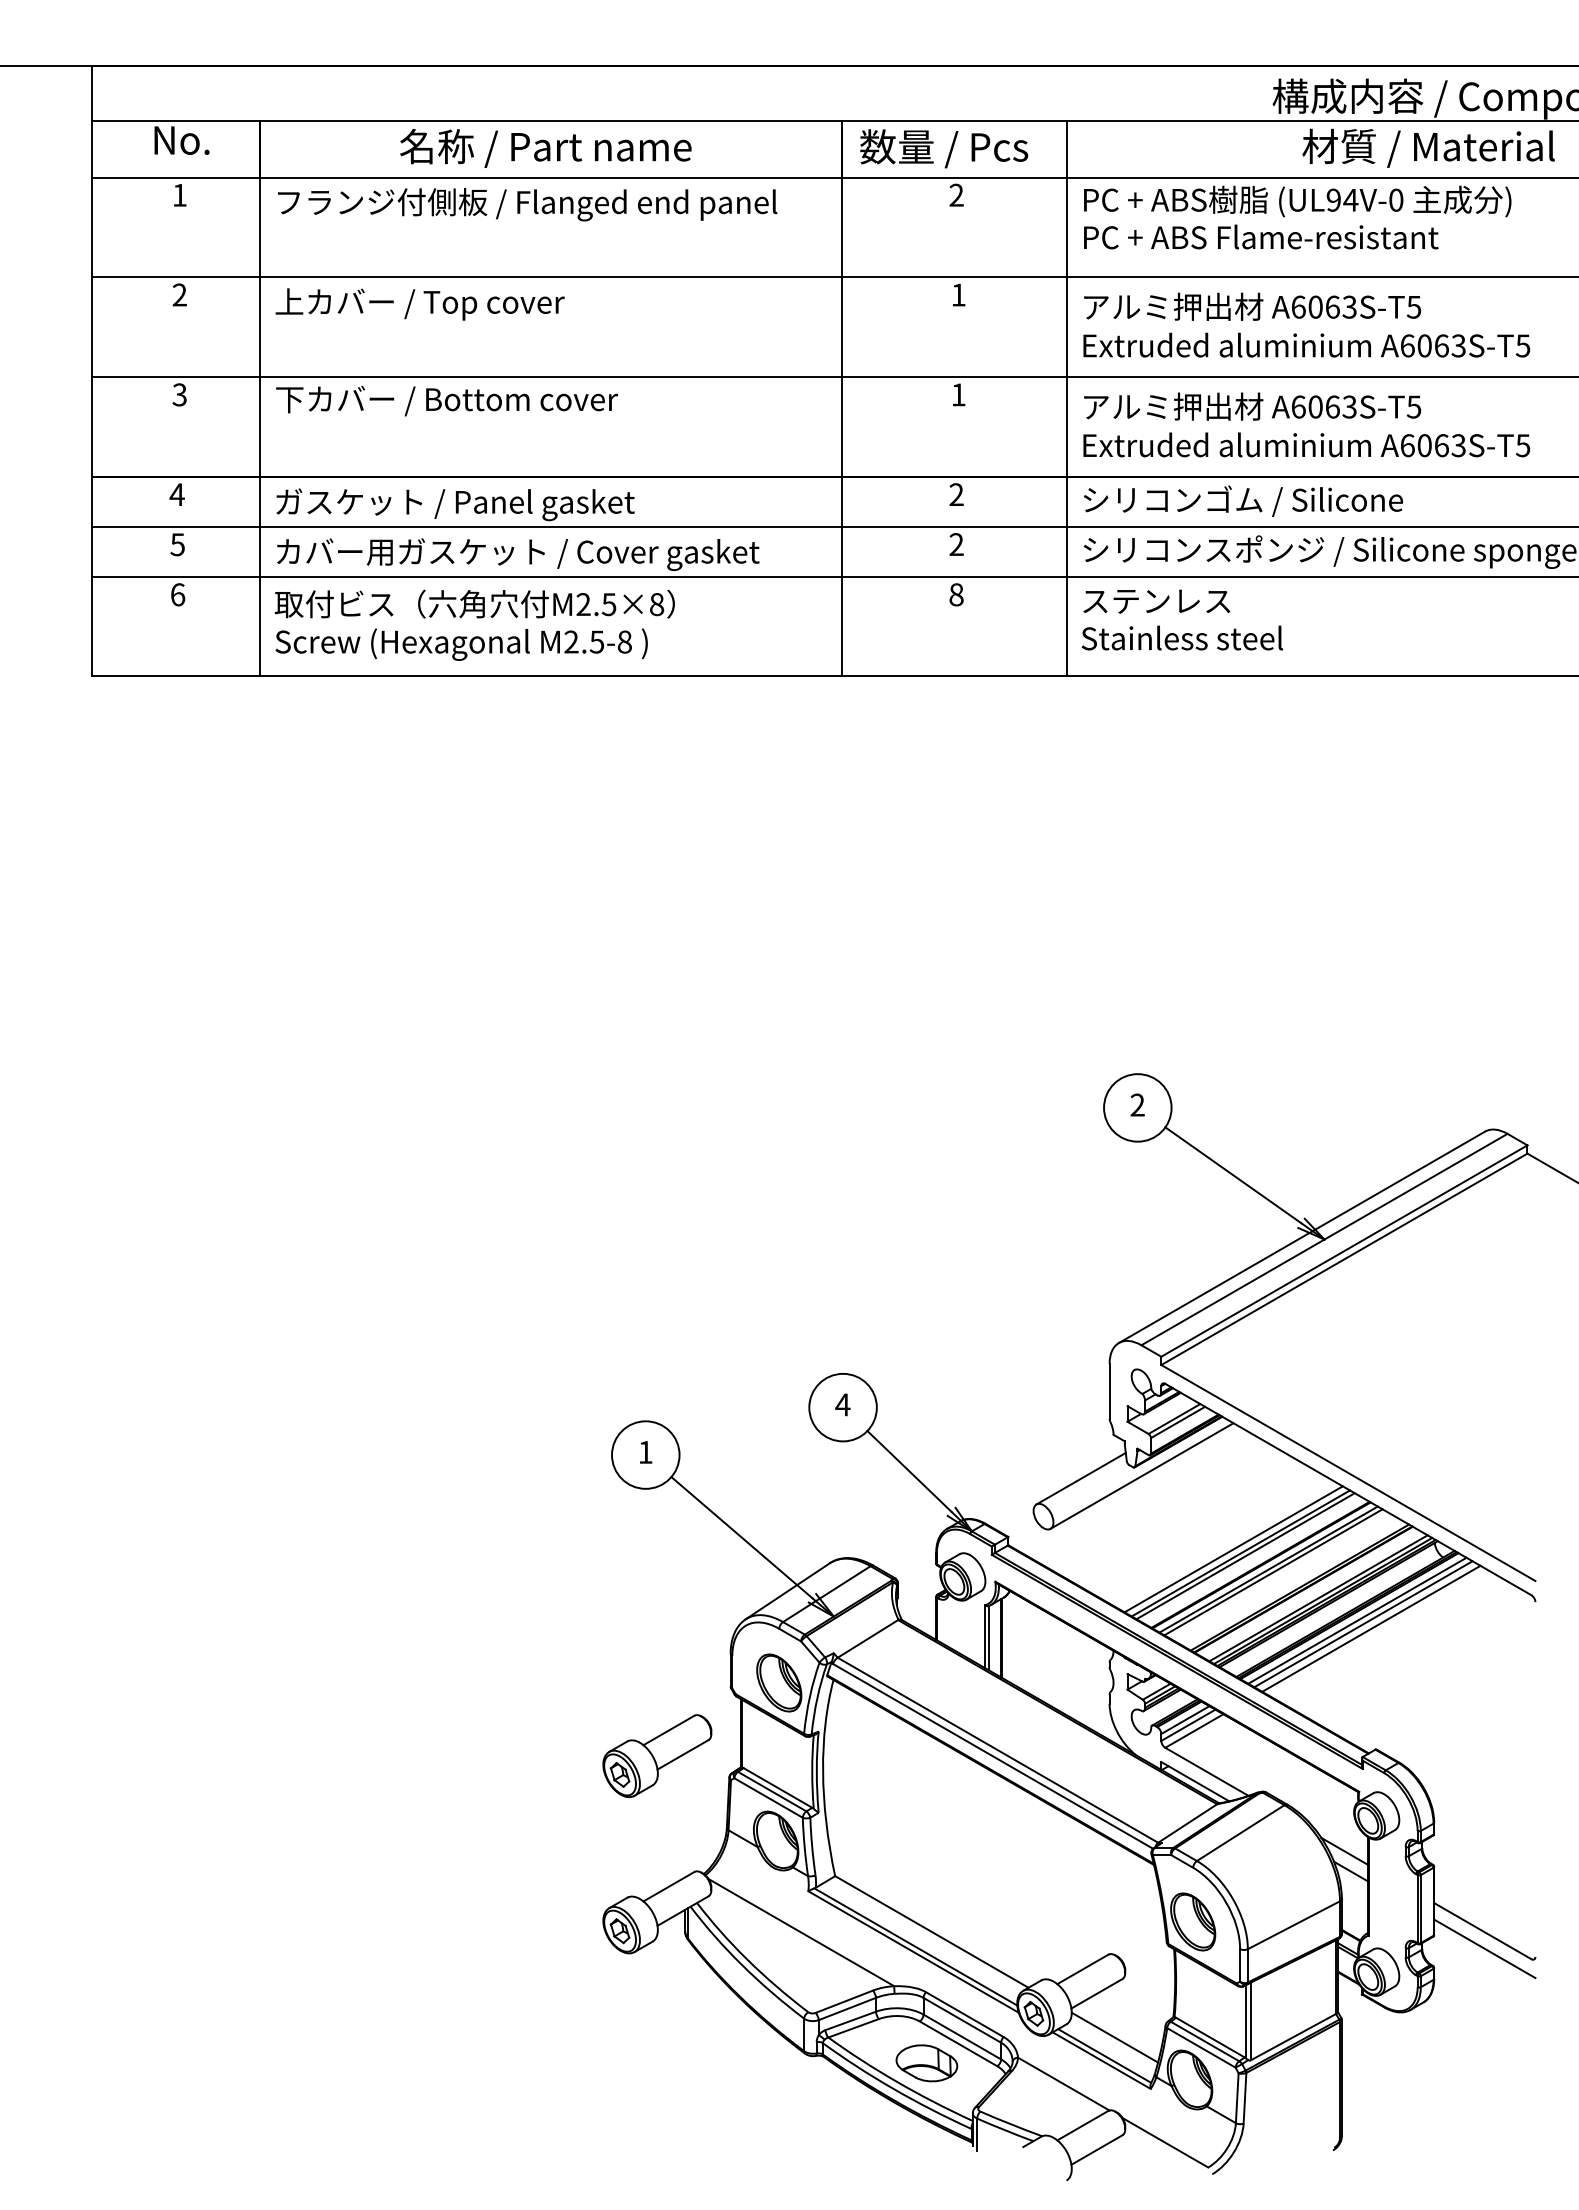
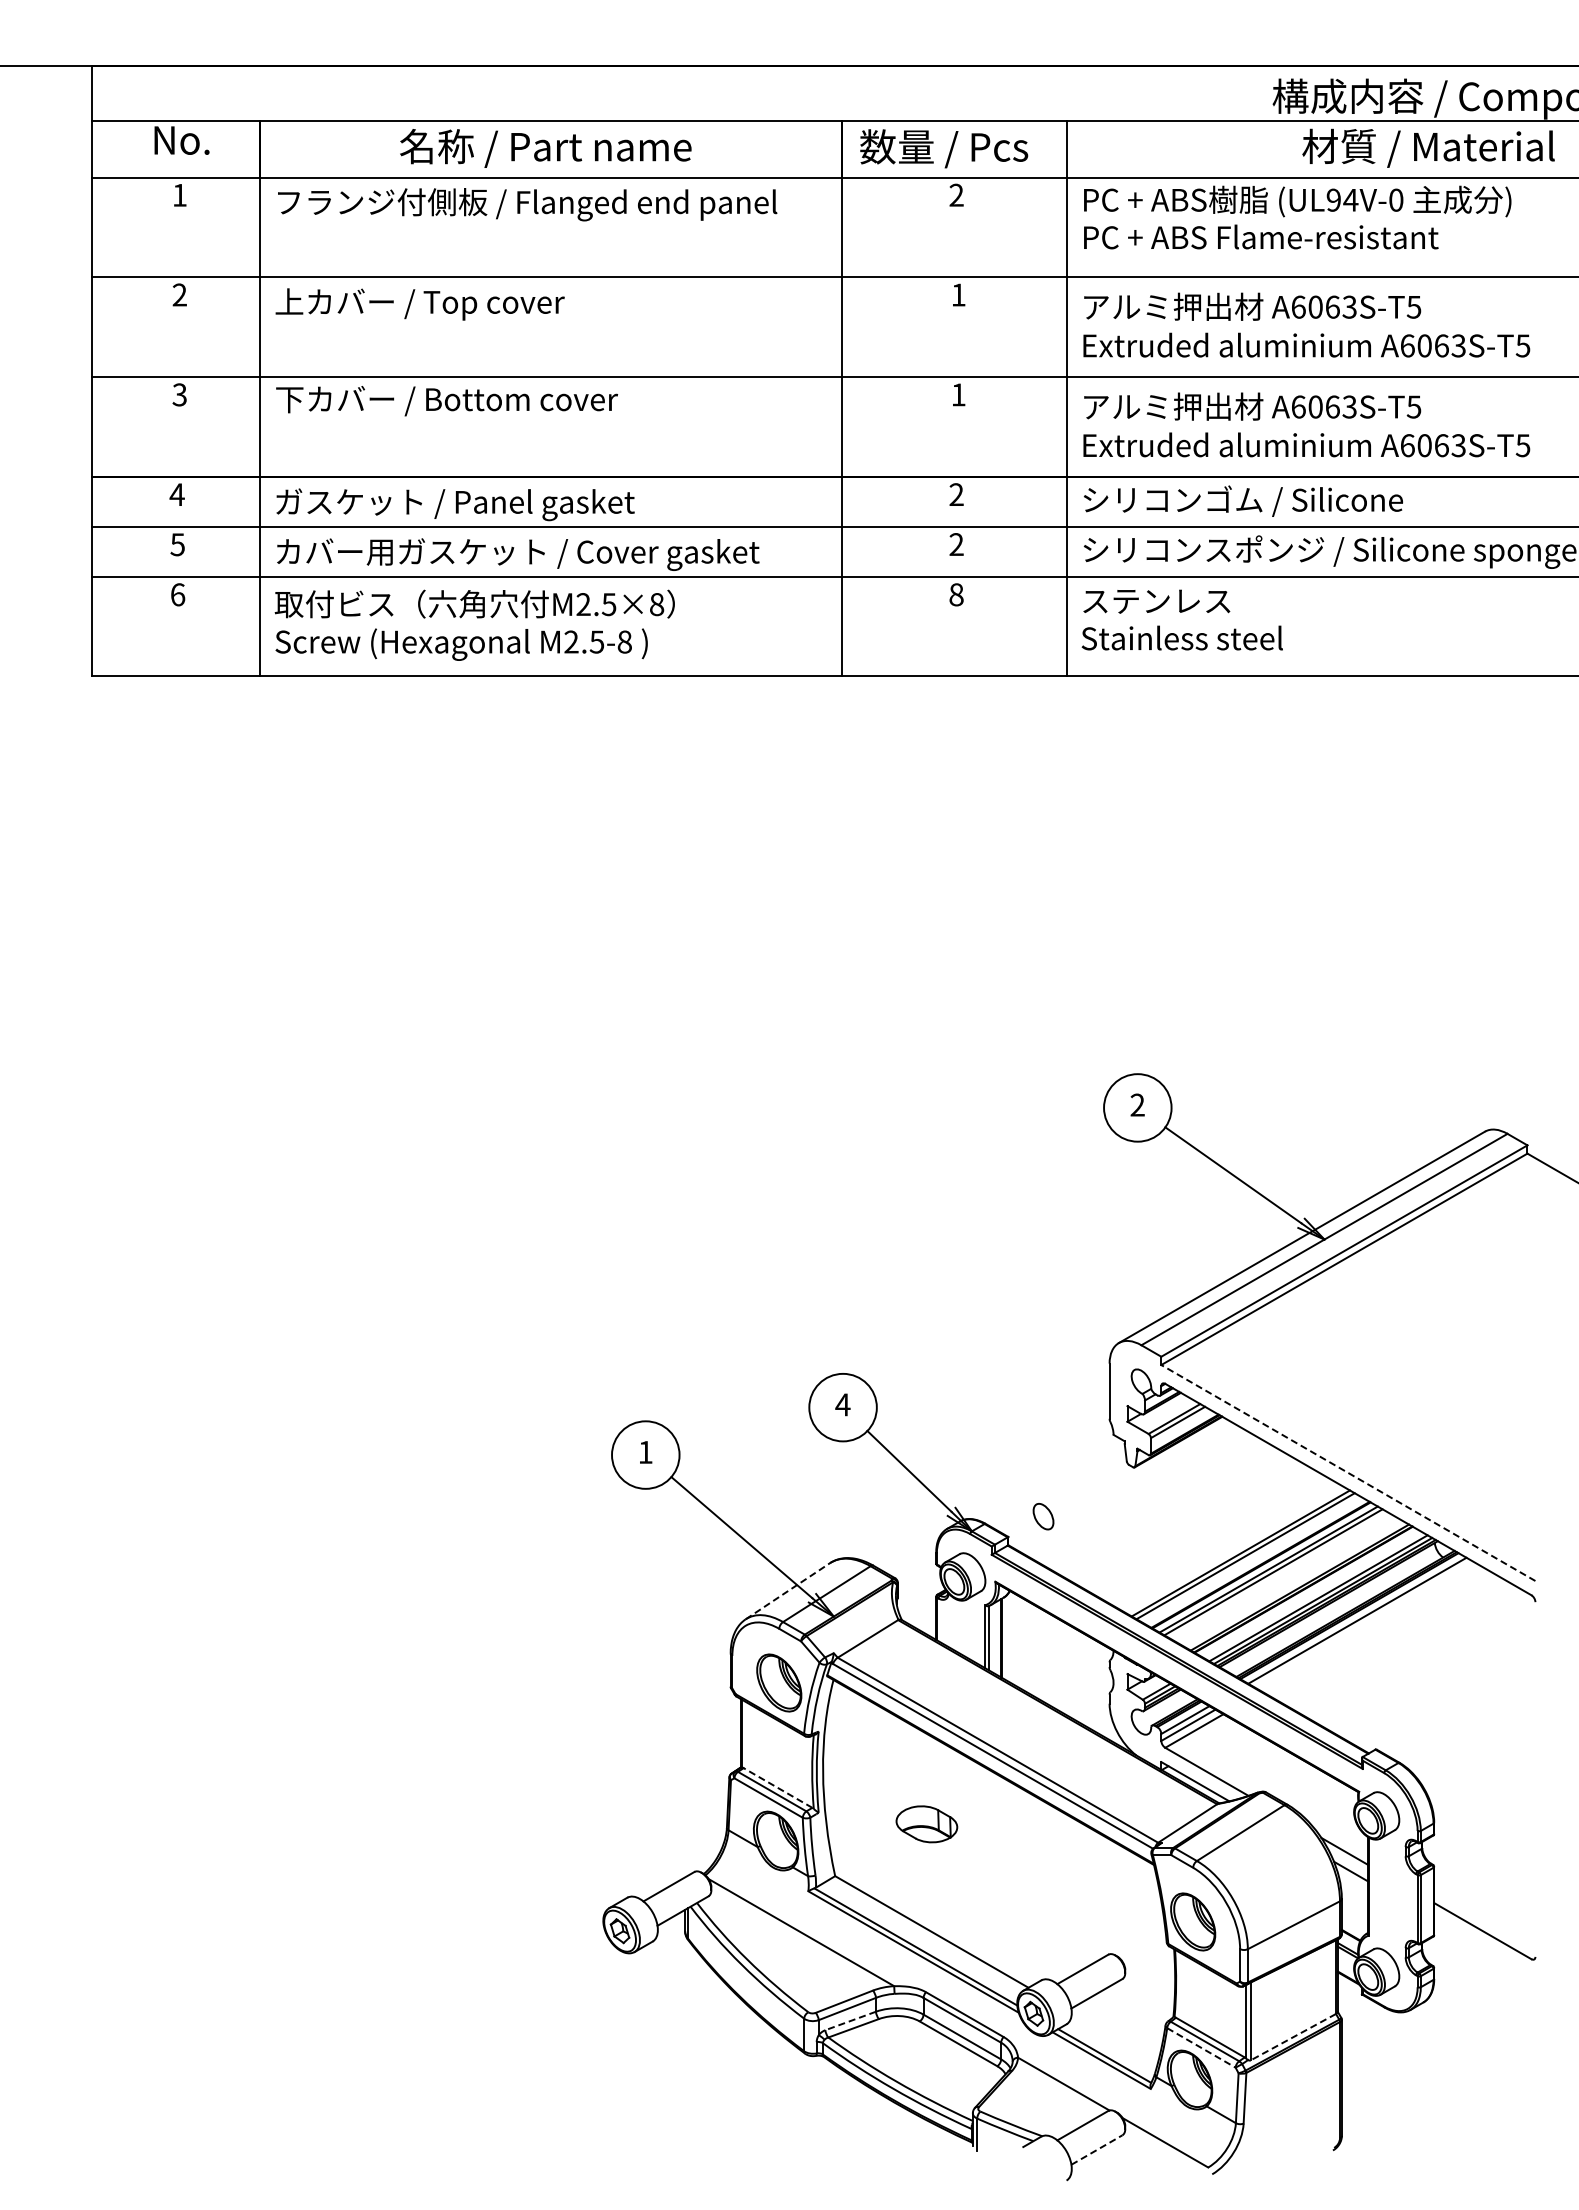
line: solid -> dashed (1348, 1473)
line: present -> none (1141, 1475)
line: present -> none (1080, 1478)
line: present -> none (1233, 1549)
line: solid -> dashed (787, 1591)
line: present -> none (1363, 1624)
line: present -> none (1371, 1628)
part: present -> none (657, 1755)
line: solid -> dashed (778, 1787)
line: present -> none (1484, 1948)
line: solid -> dashed (850, 2020)
line: present -> none (1114, 2037)
line: solid -> dashed (1293, 2037)
line: solid -> dashed (1201, 2048)
part position: (926, 2063) -> (926, 1824) (926, 1824)
line: solid -> dashed (1097, 2149)
